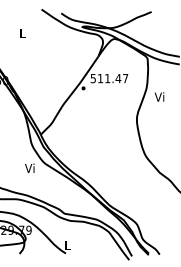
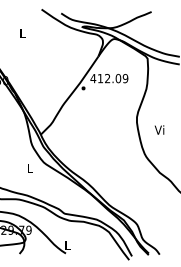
text: 511.47 -> 412.09 (109, 78)
text position: (159, 96) -> (159, 129) (159, 129)
text: Vi -> L (29, 167)
